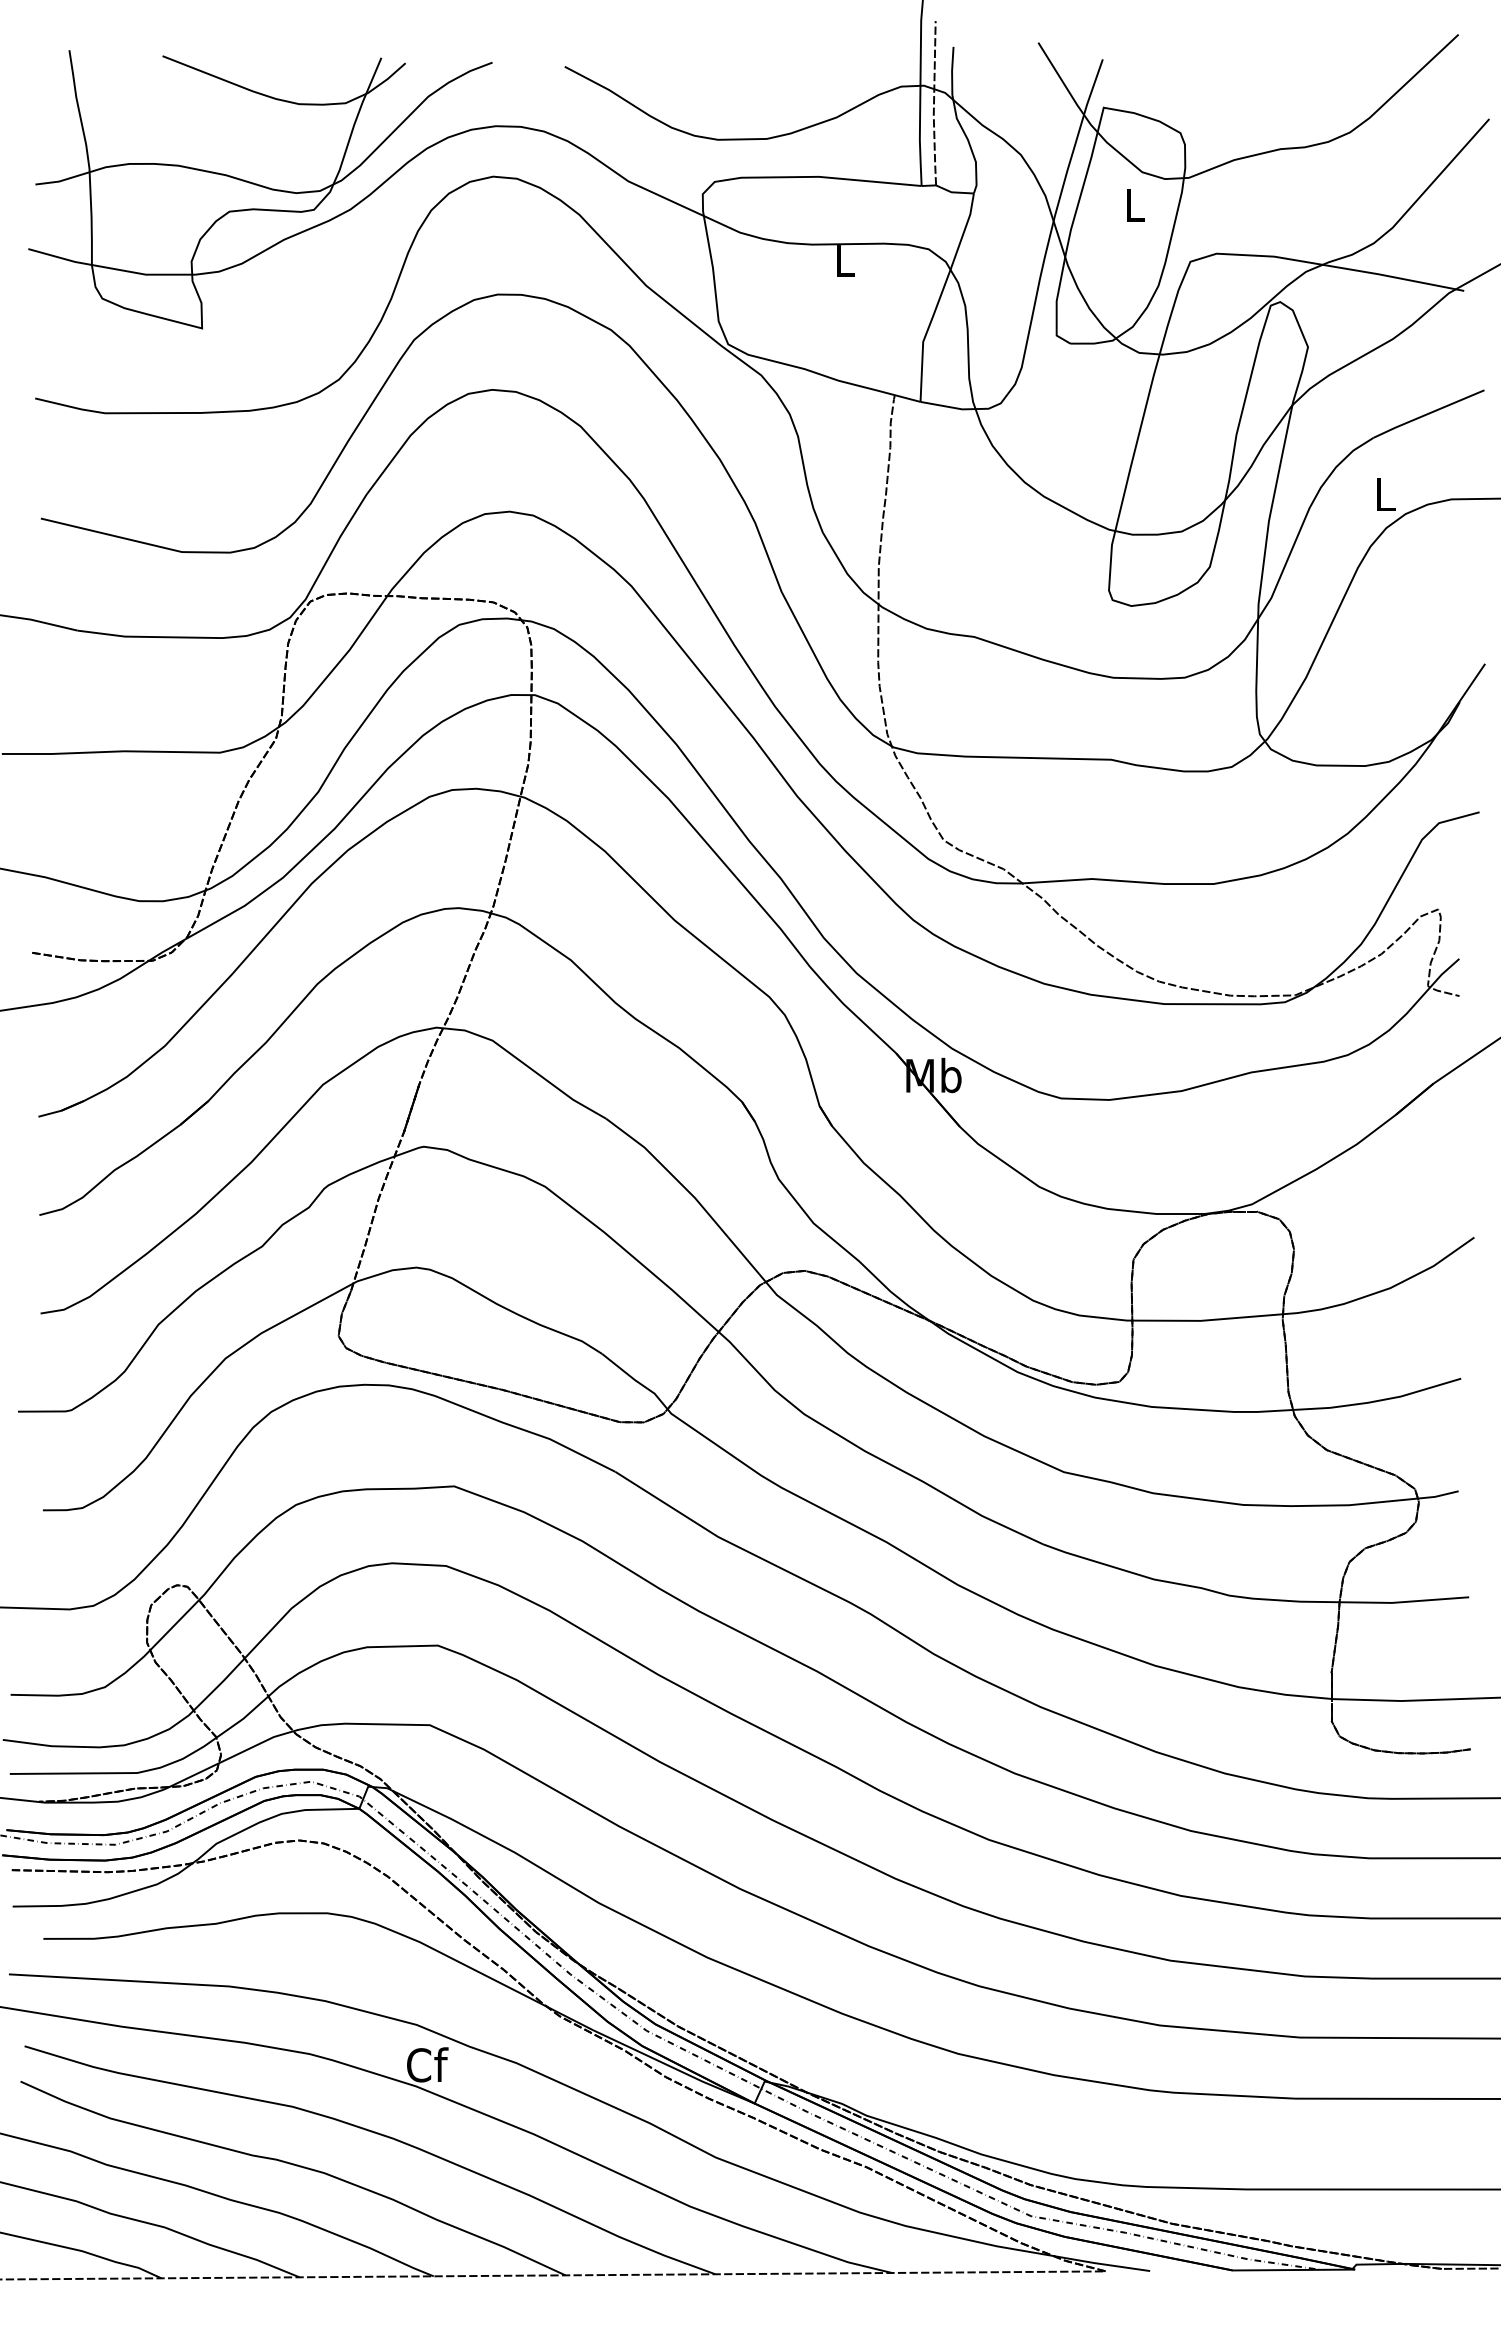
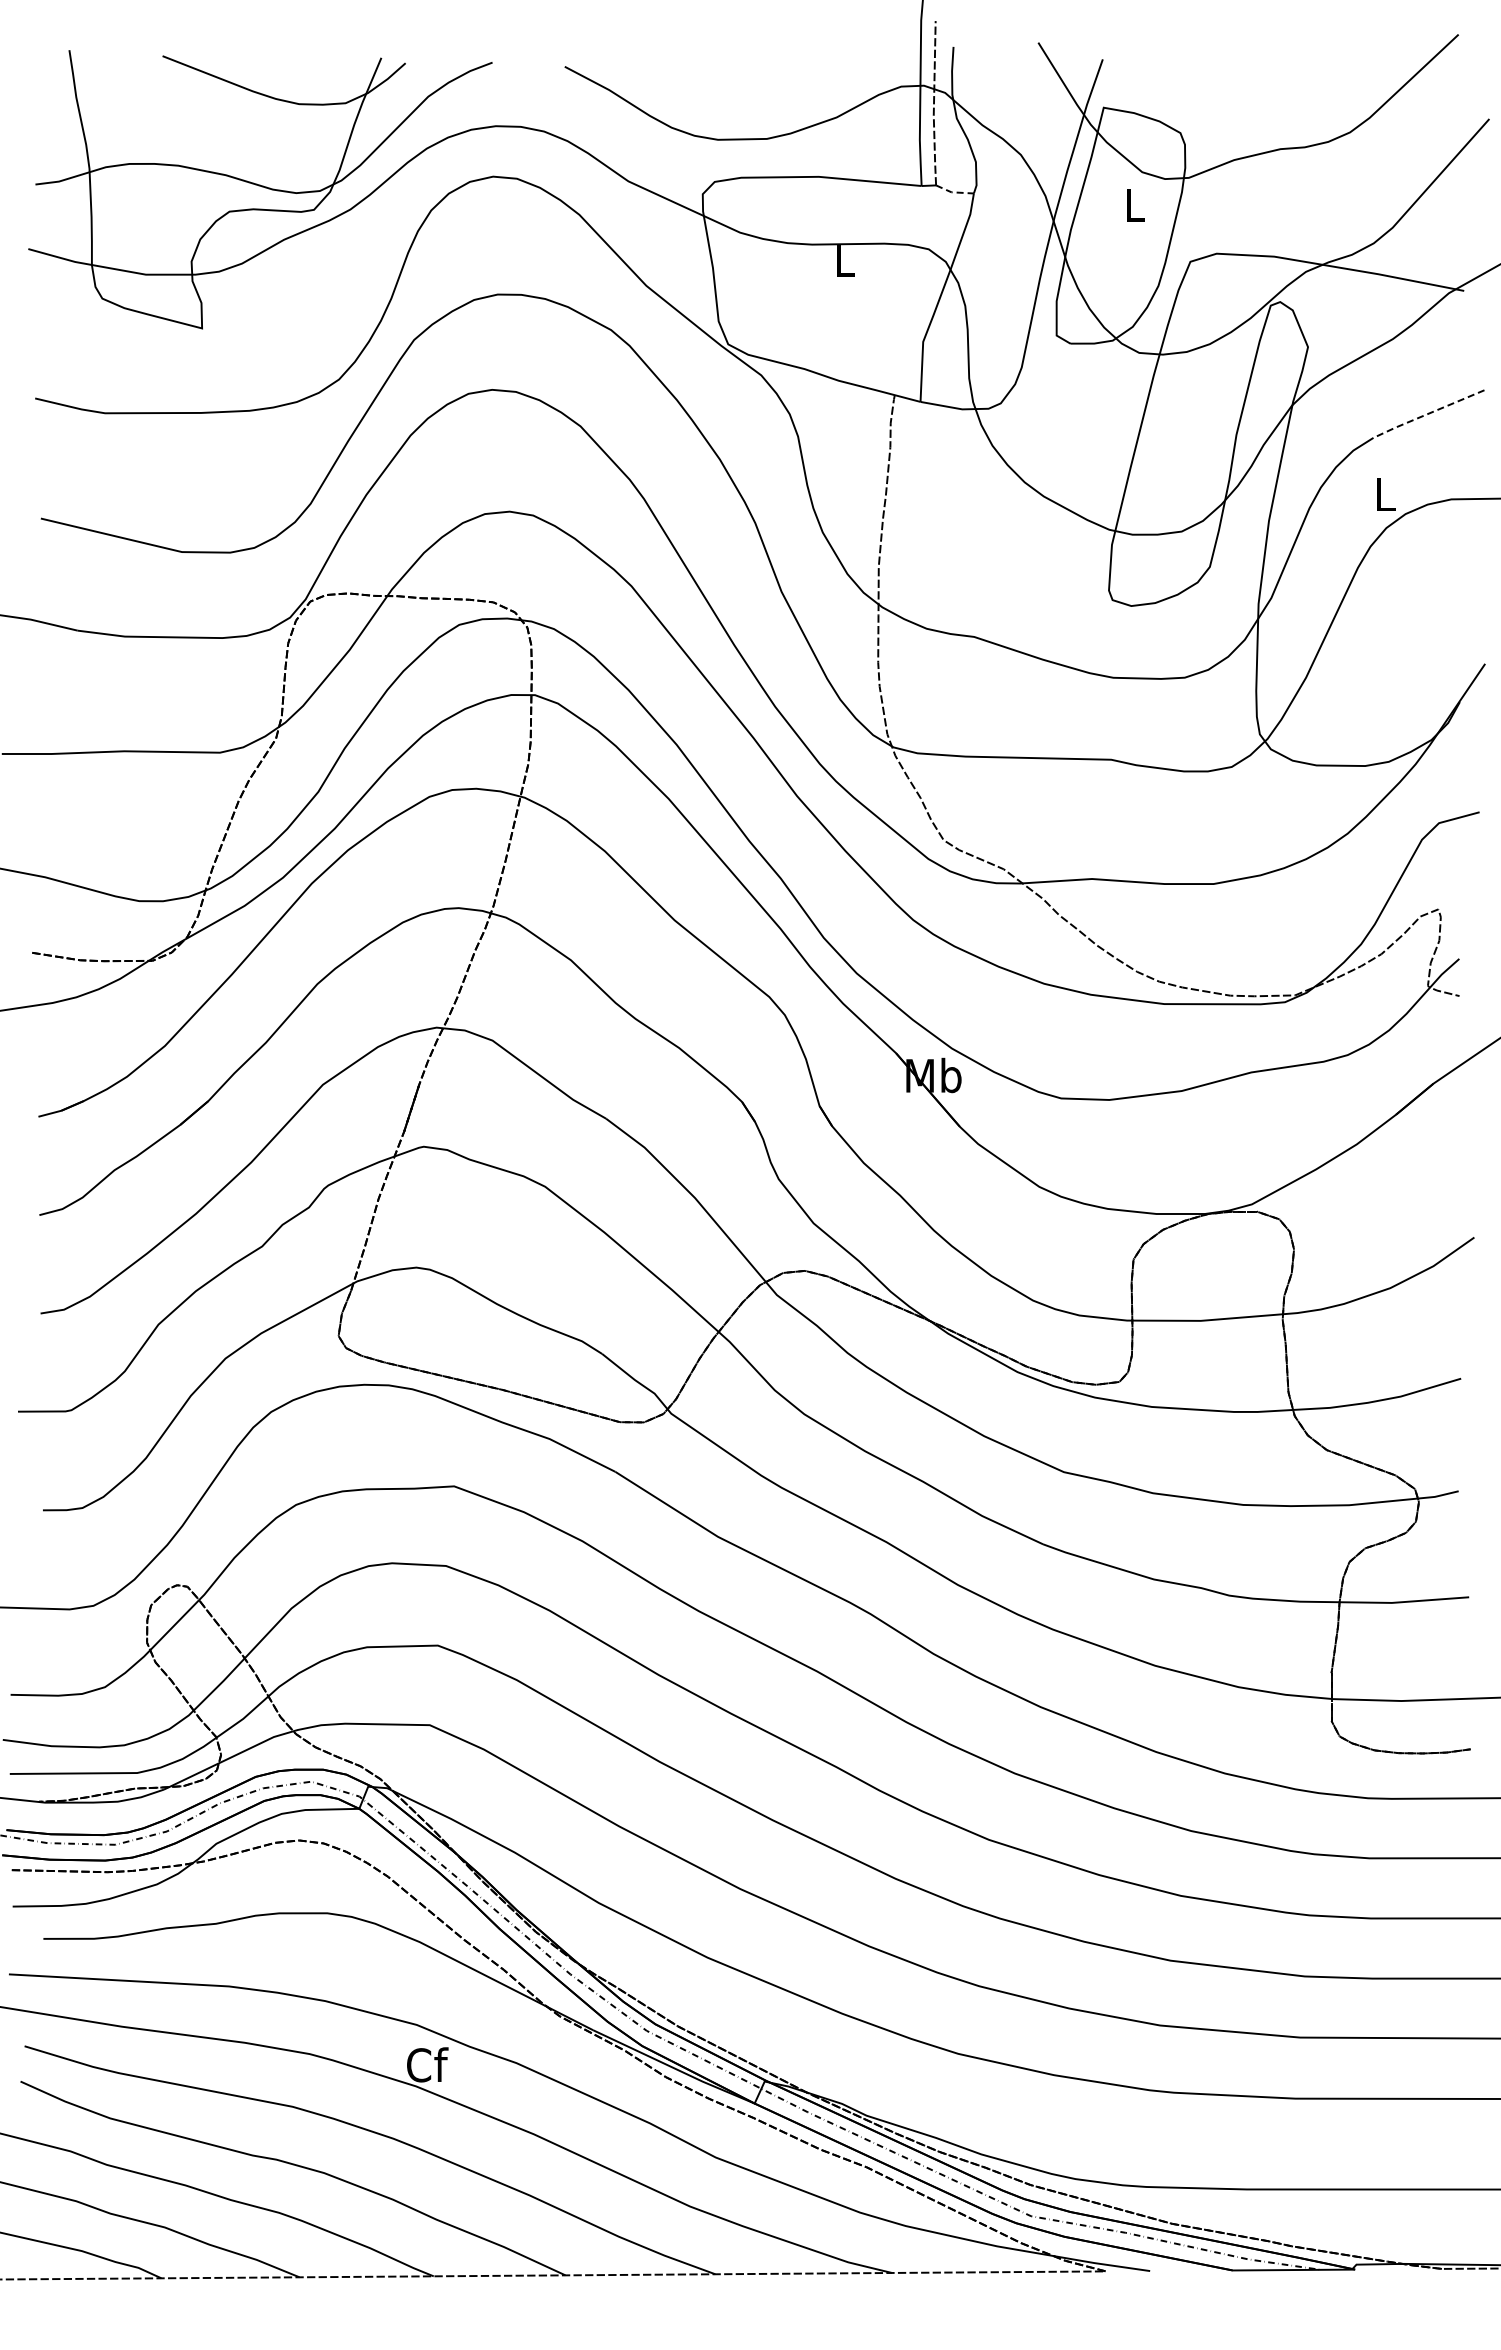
line: solid -> dashed (954, 192)
line: solid -> dashed (1427, 414)
